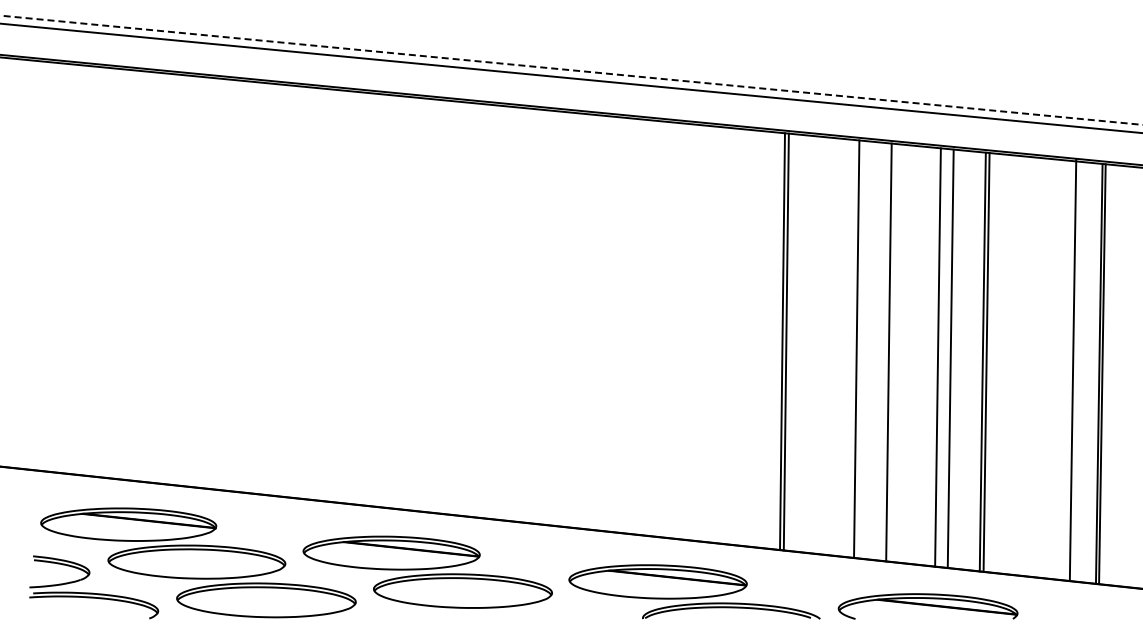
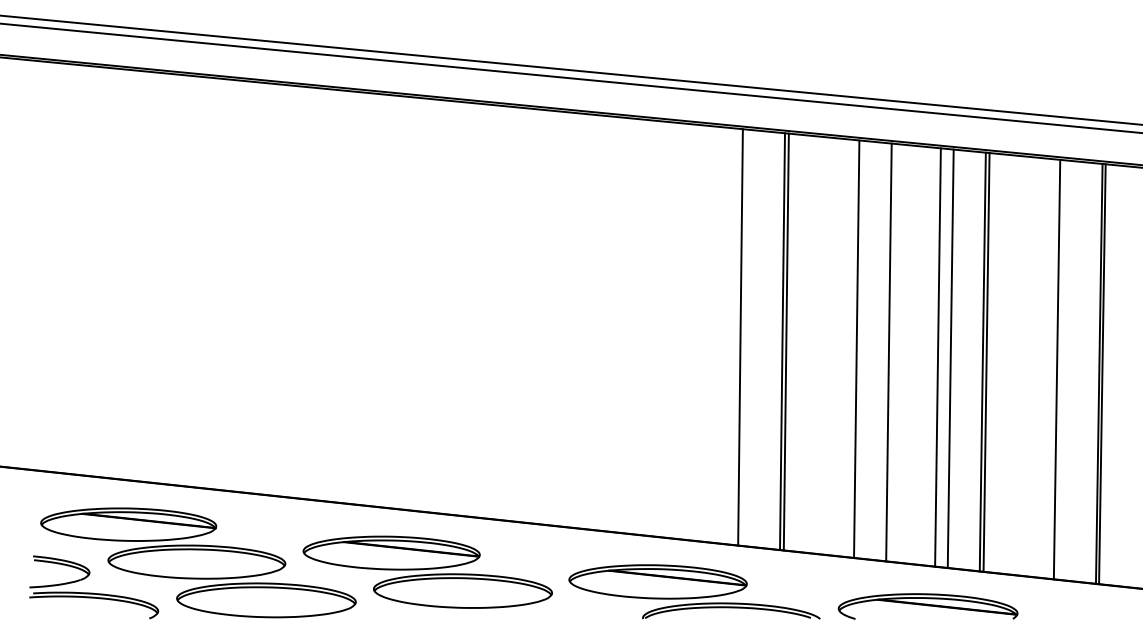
line: dashed -> solid (571, 70)
line: none -> present (740, 337)
line position: (1072, 369) -> (1056, 369) (1056, 369)
